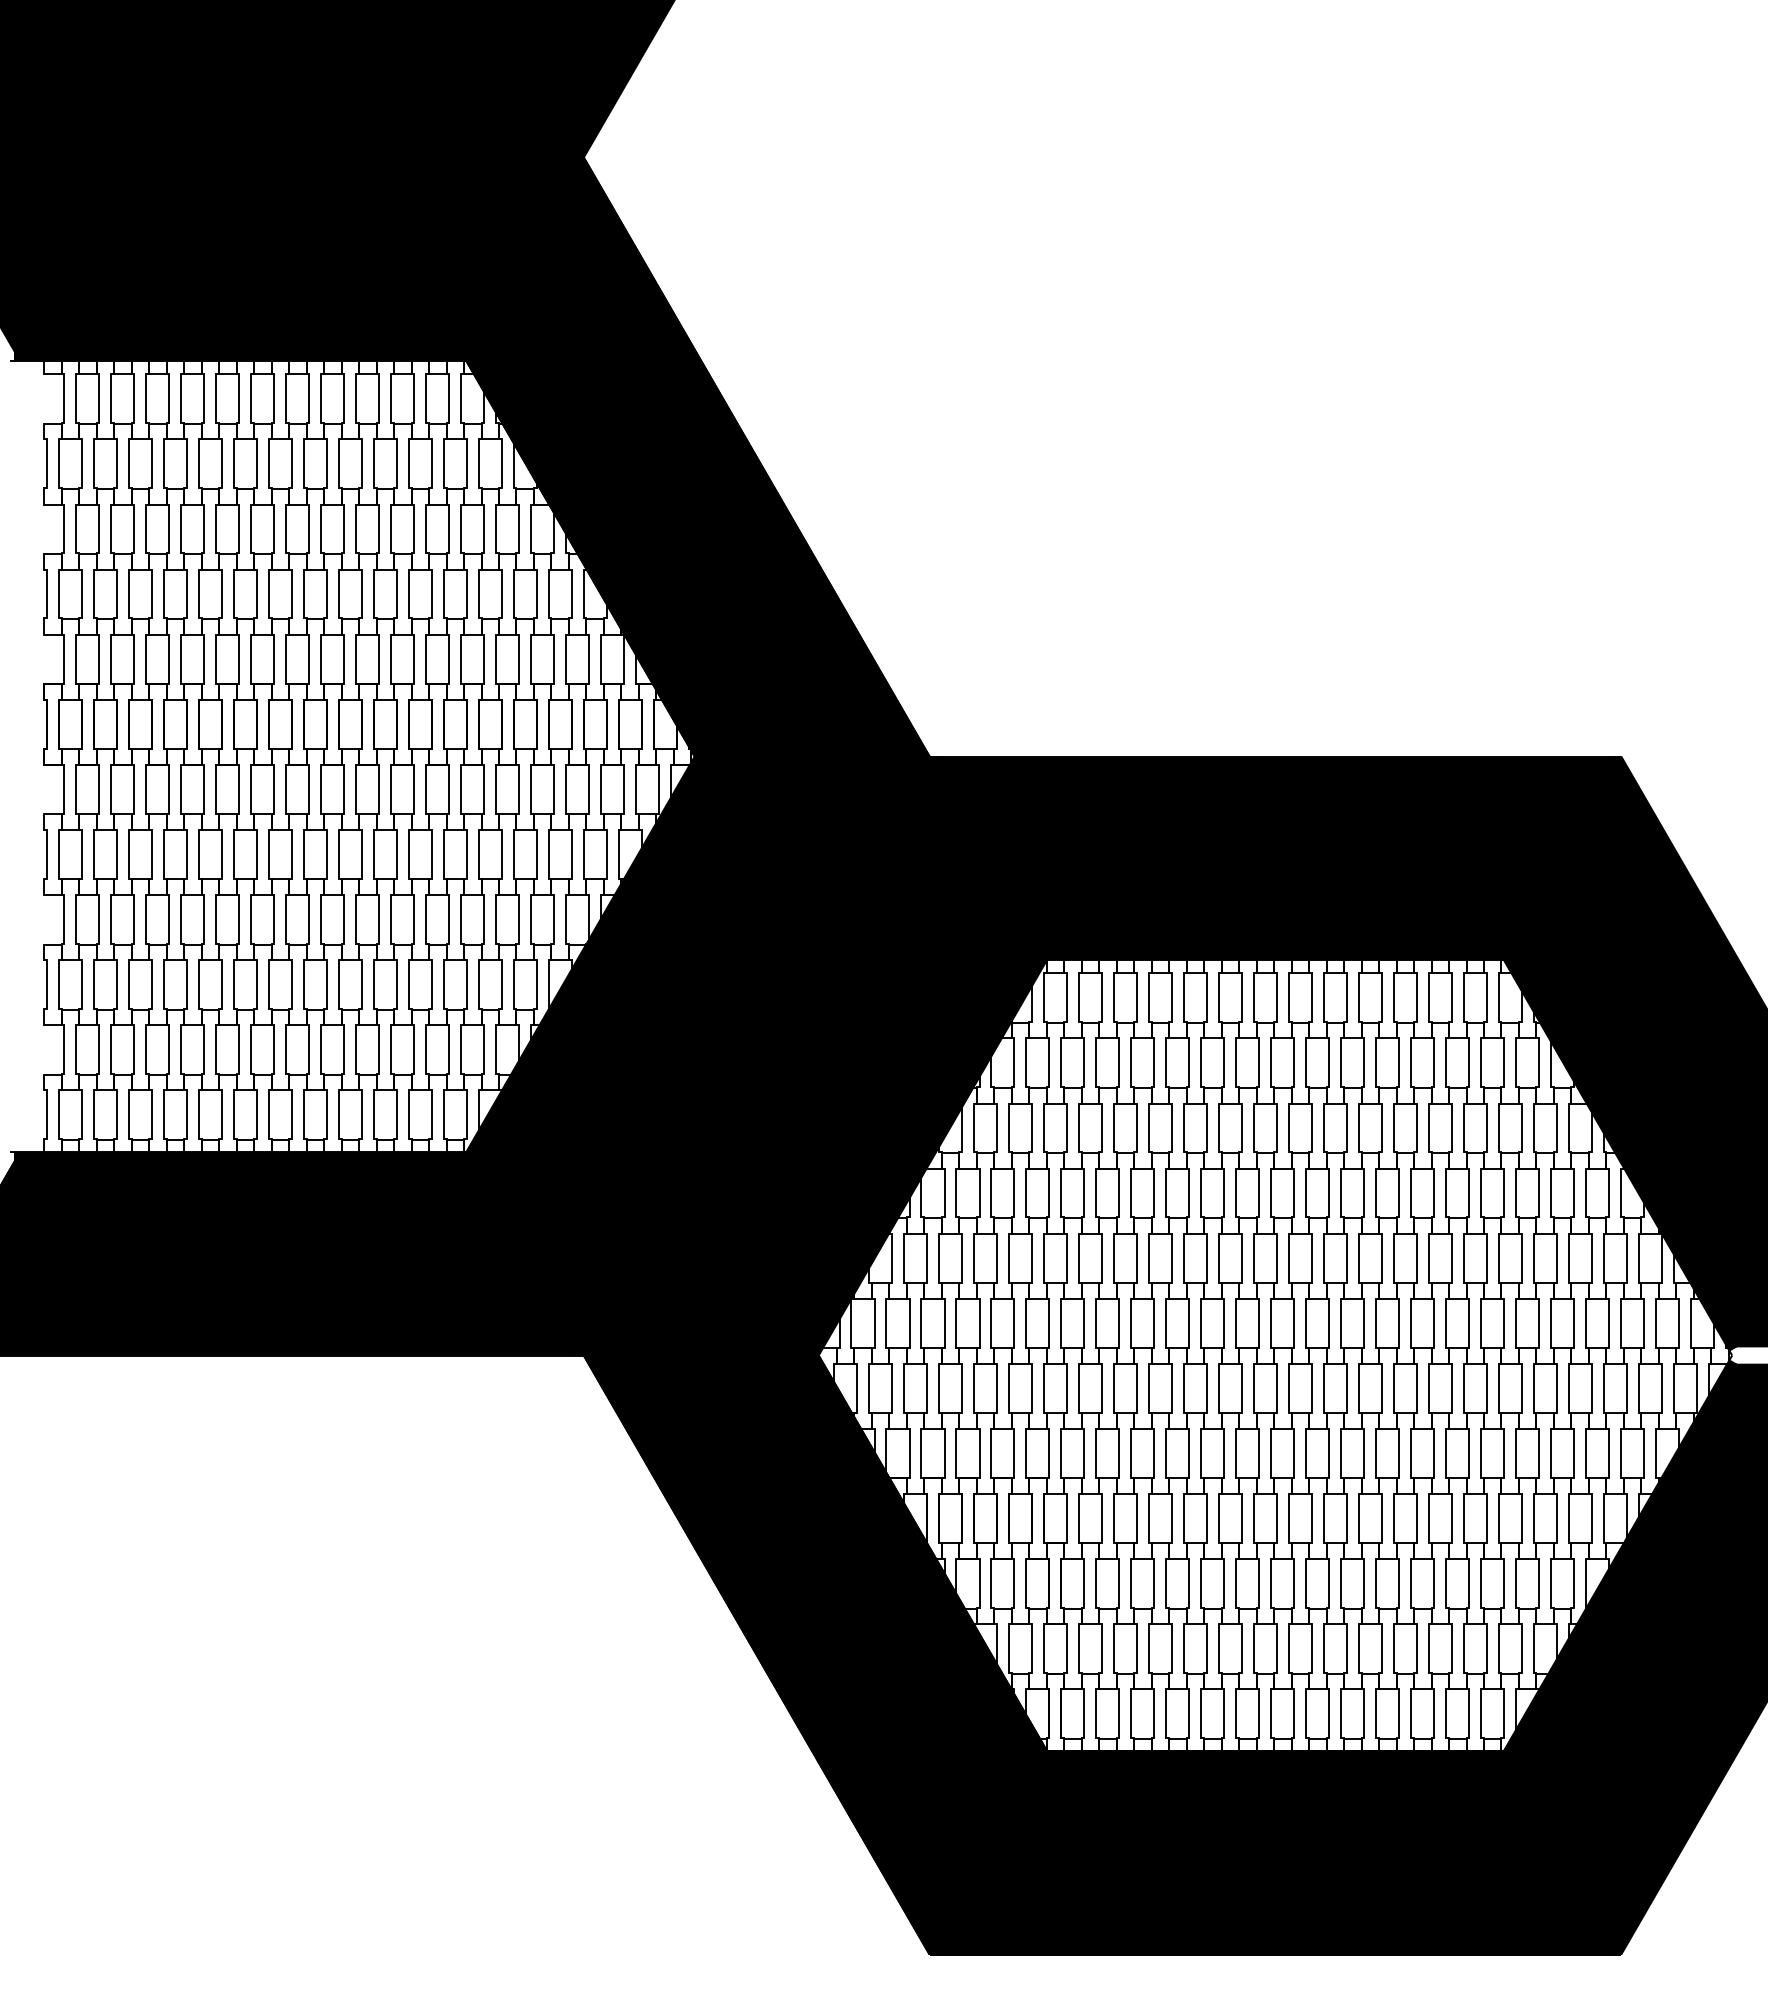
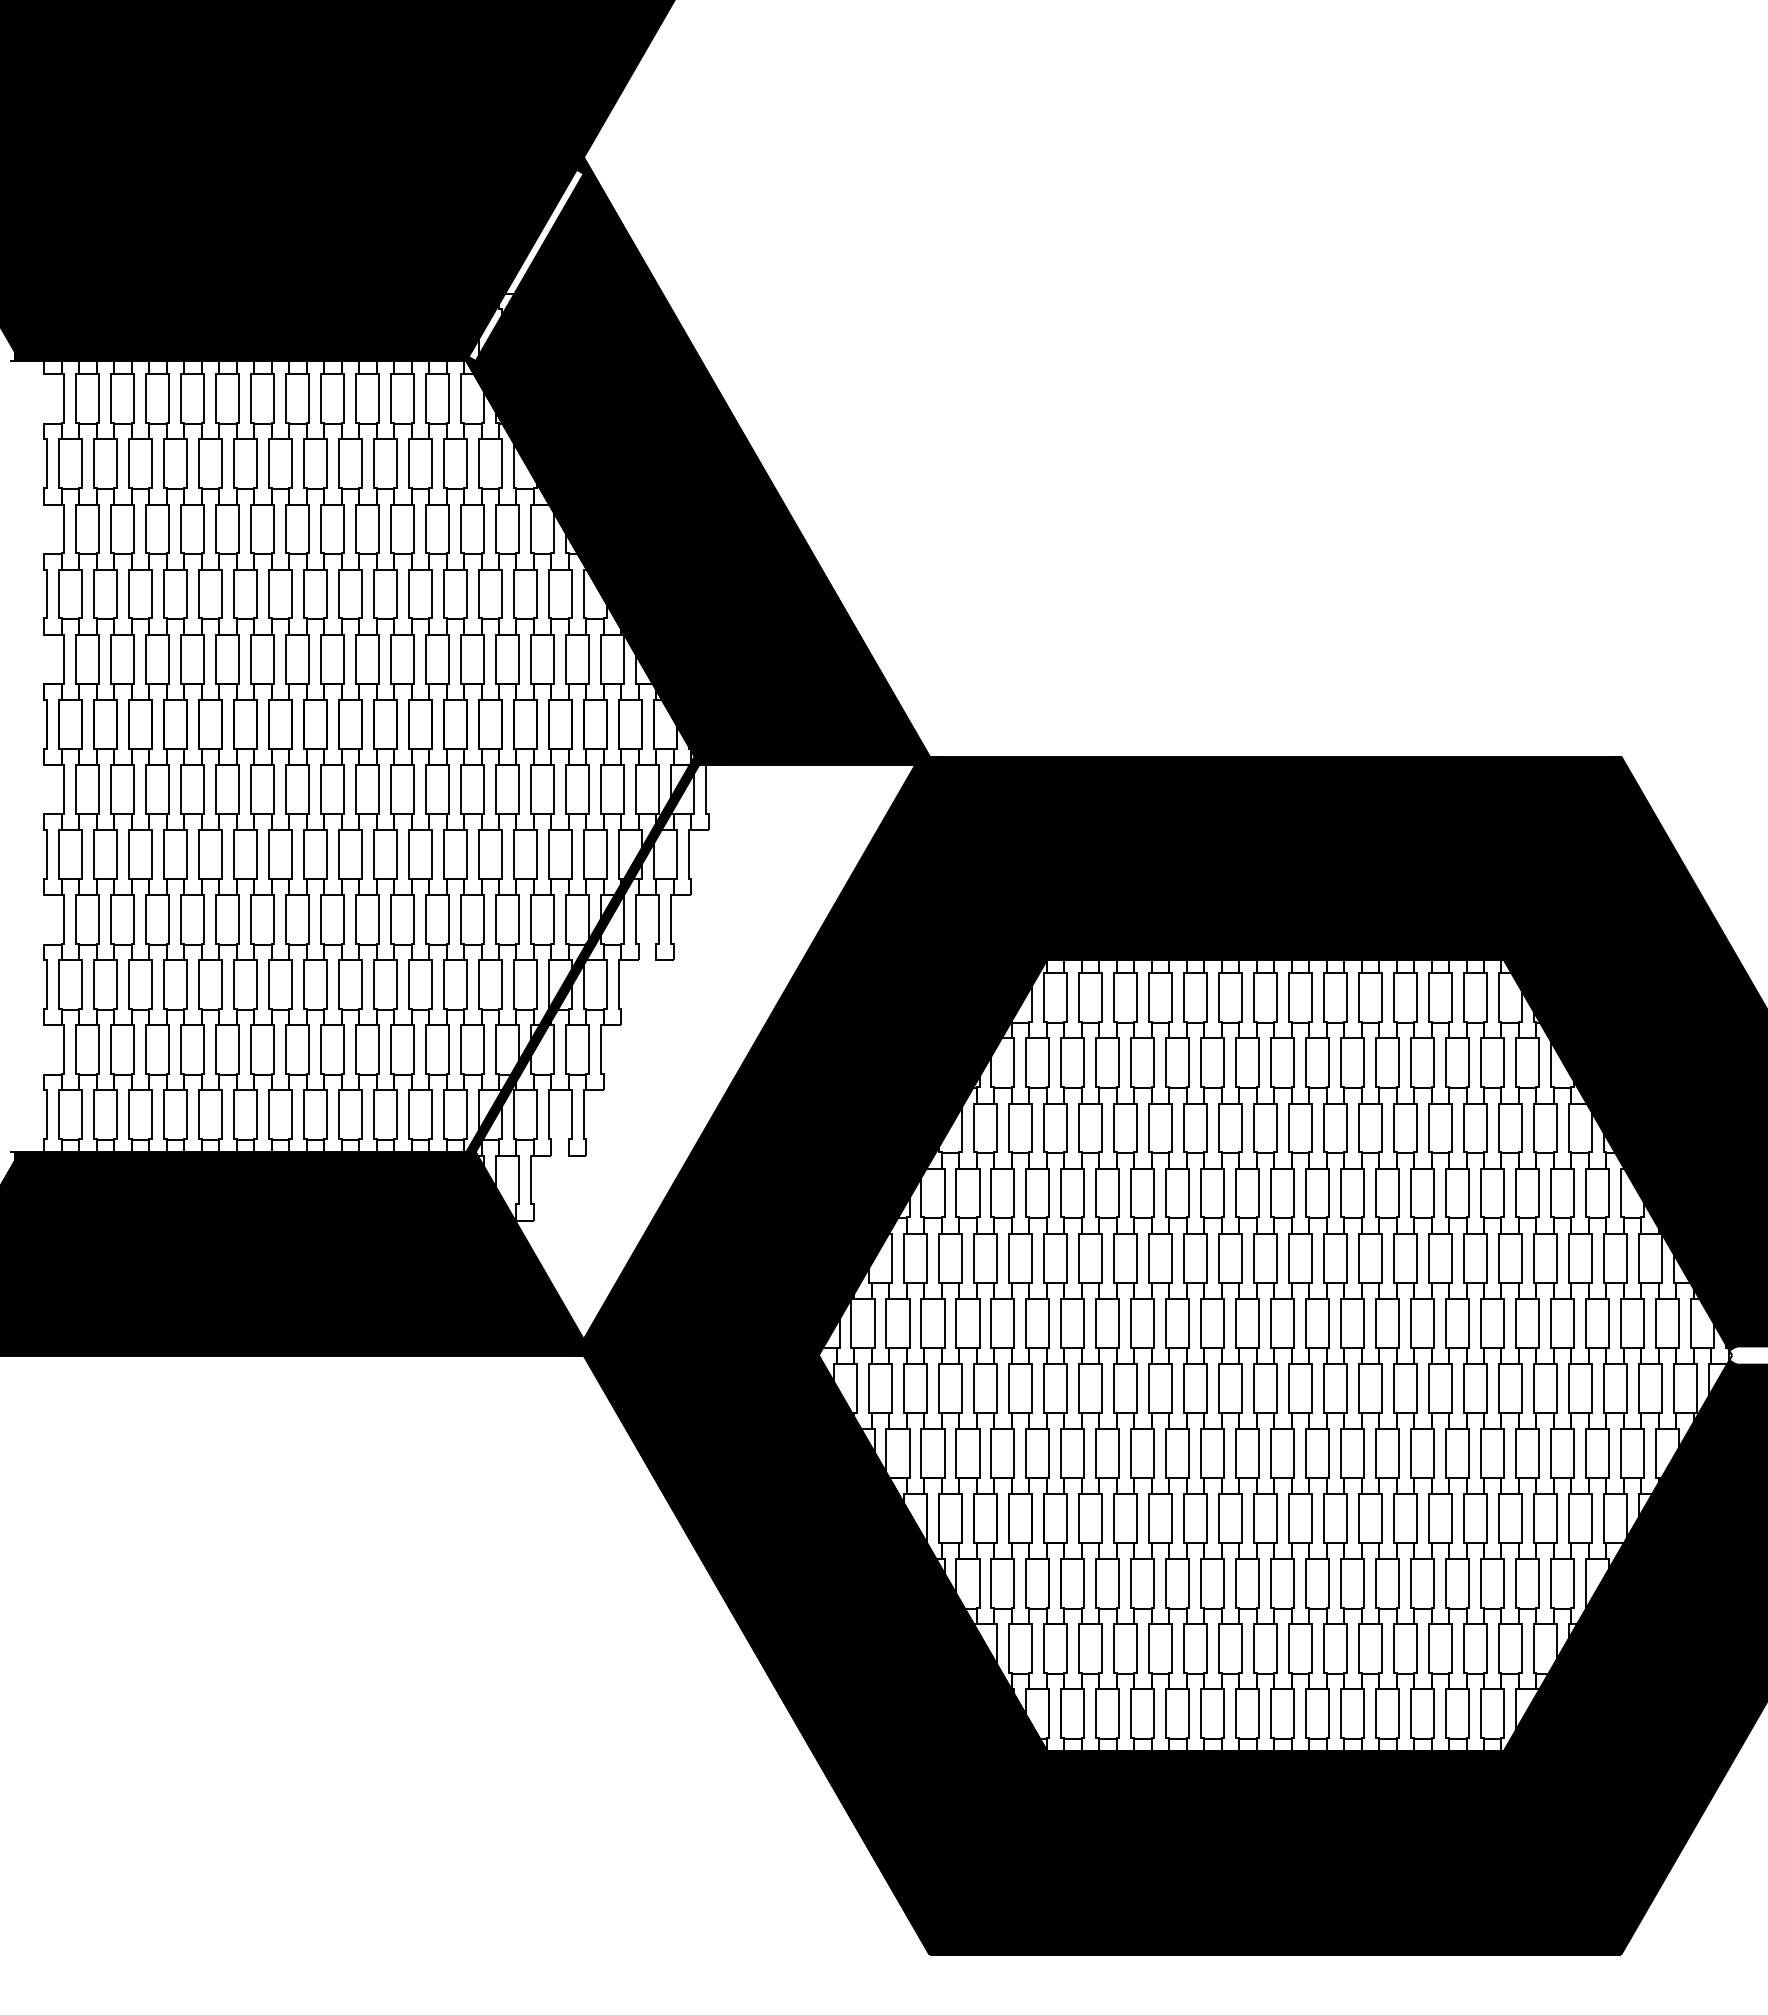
fill: present -> none (525, 264)
fill: present -> none (695, 1051)
